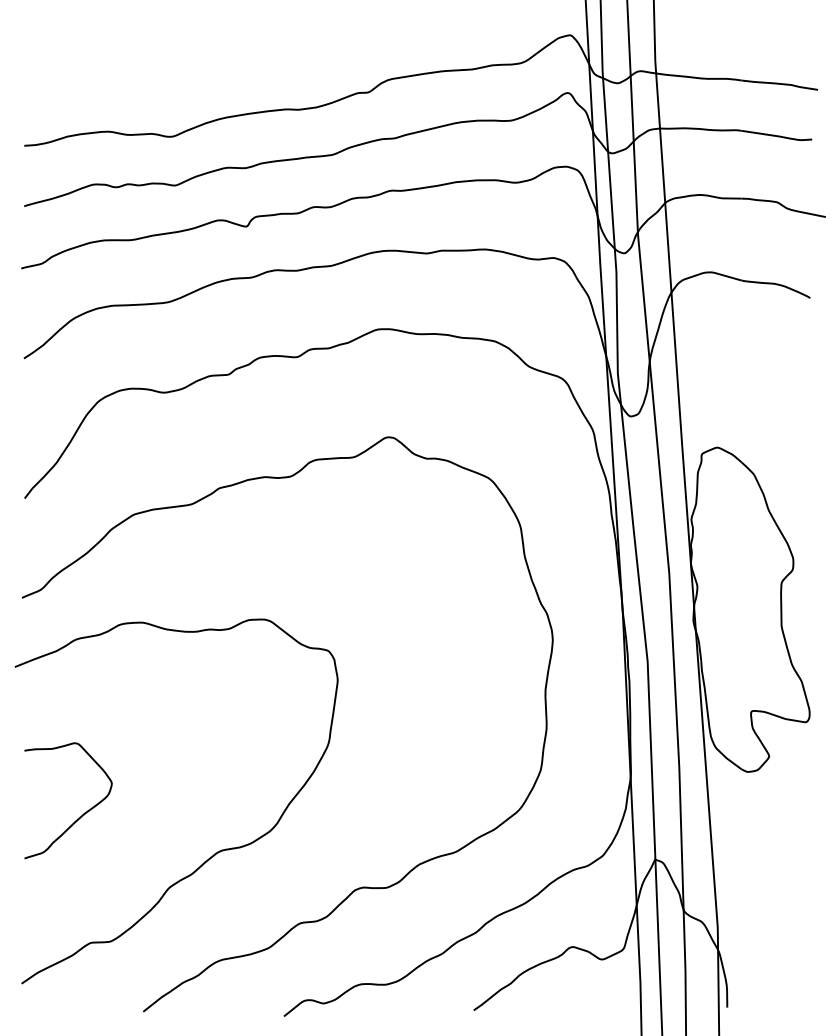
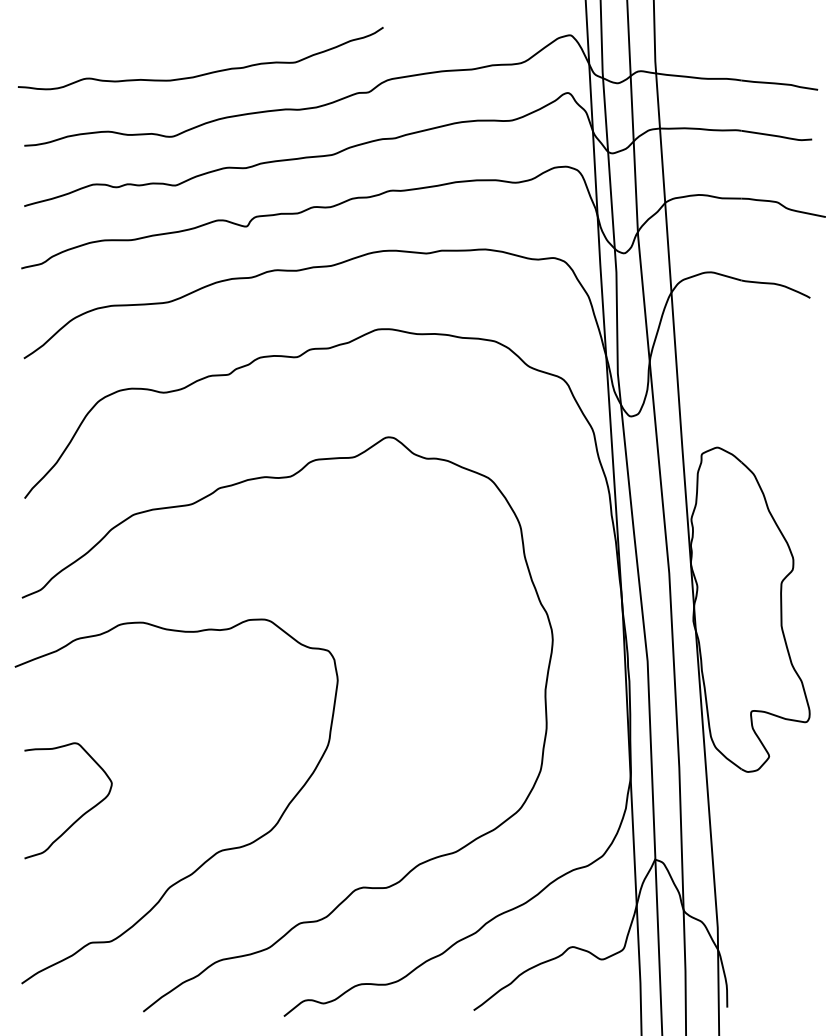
curve: none -> present (203, 73)
